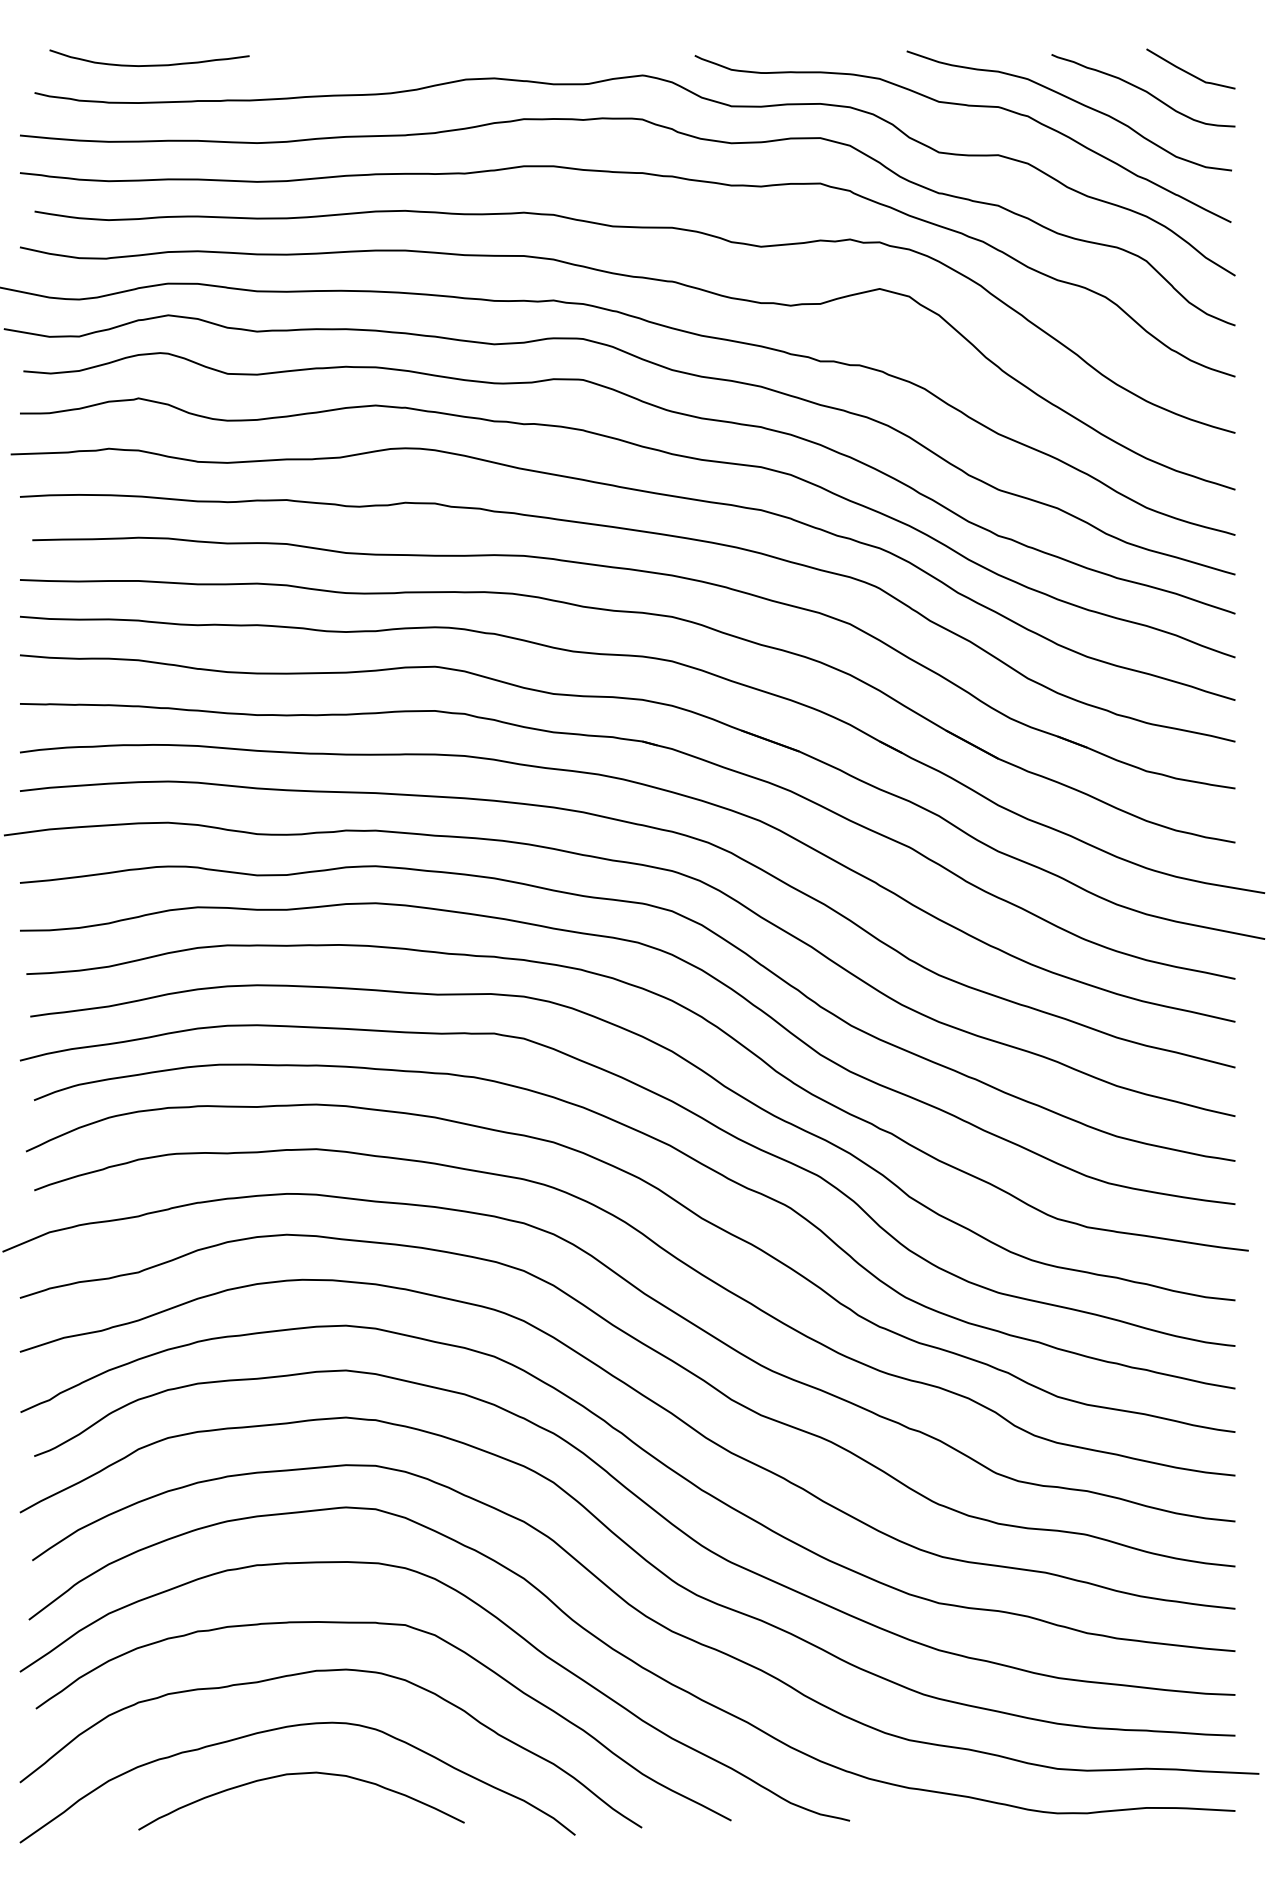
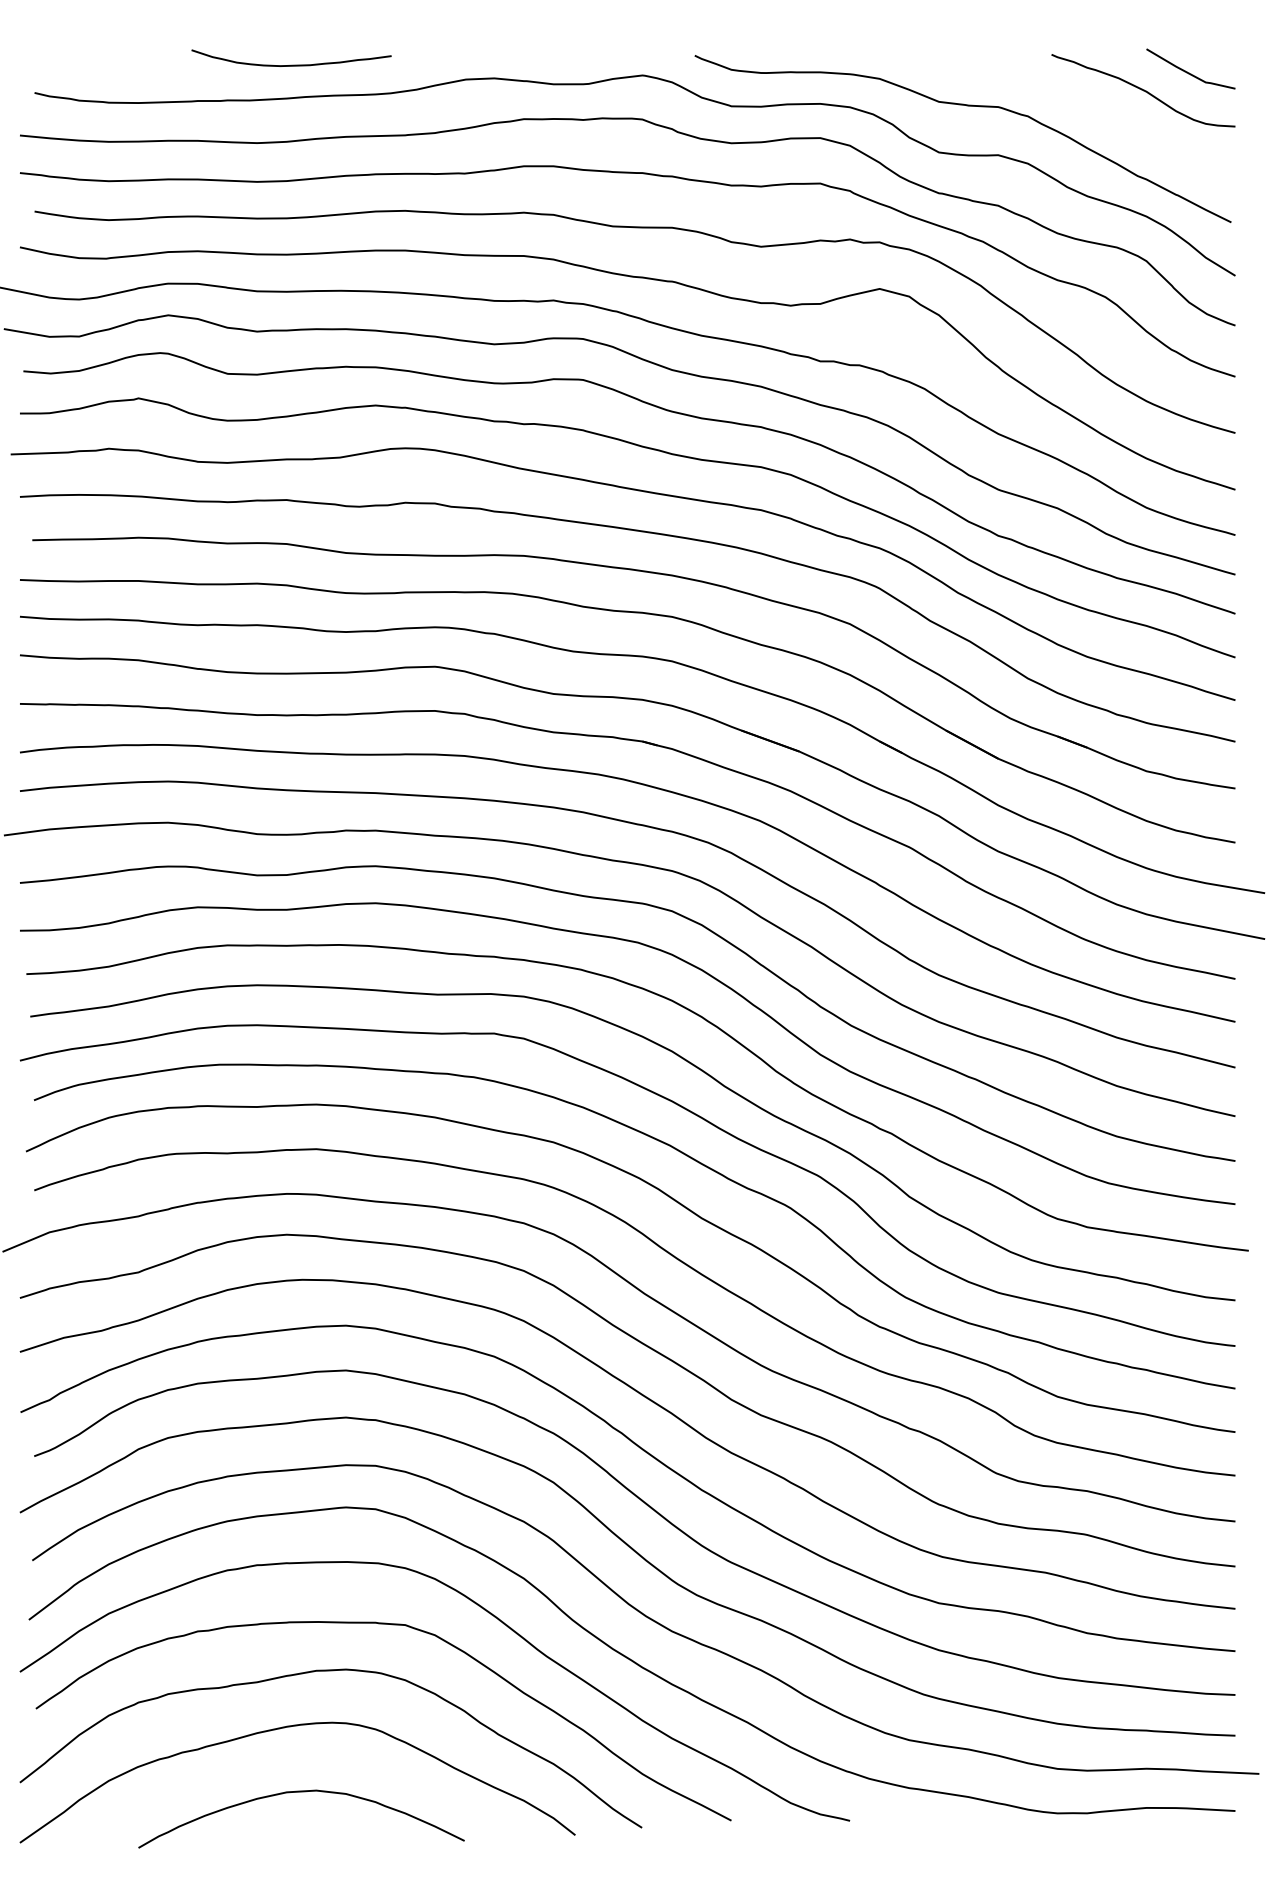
curve position: (149, 64) -> (291, 64) (291, 64)
curve: present -> none (1073, 101)
curve position: (301, 1774) -> (301, 1792) (301, 1792)
